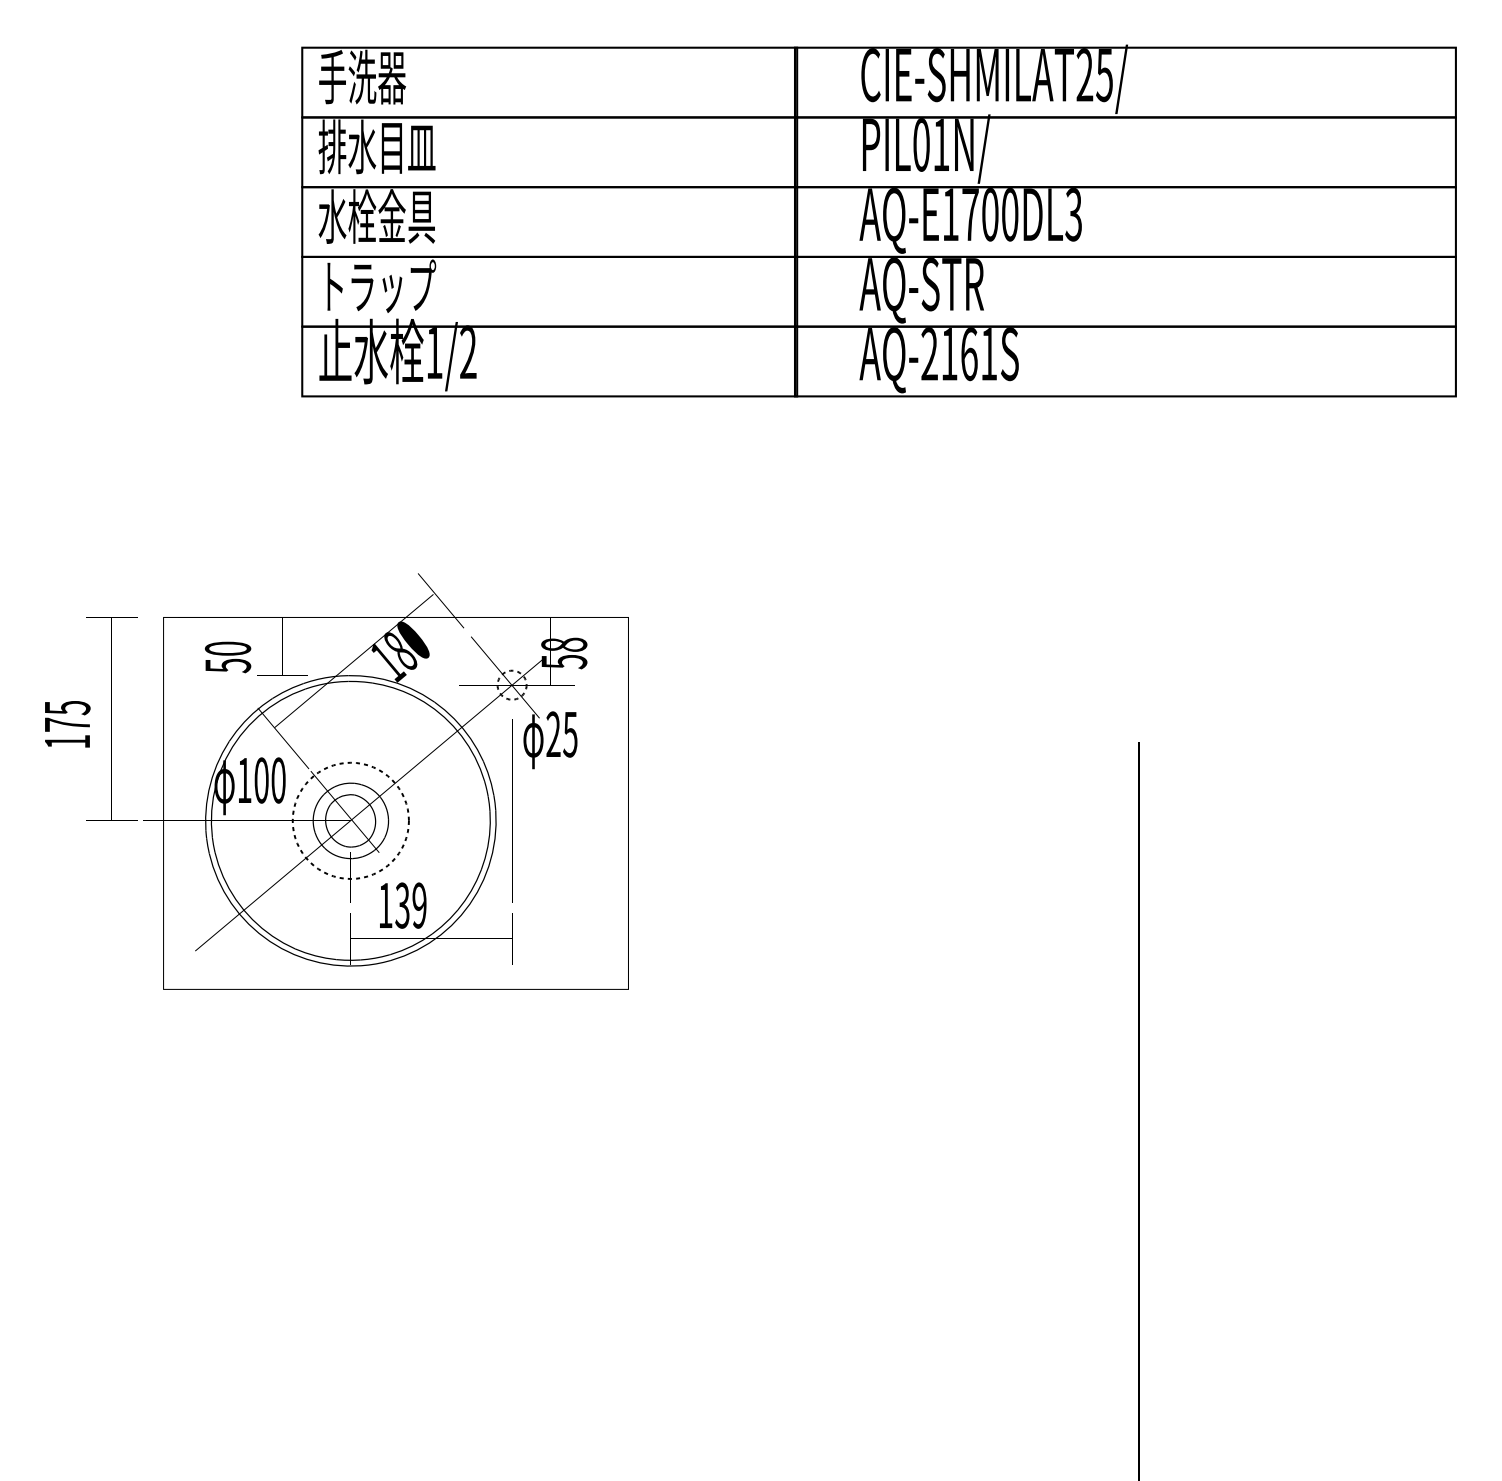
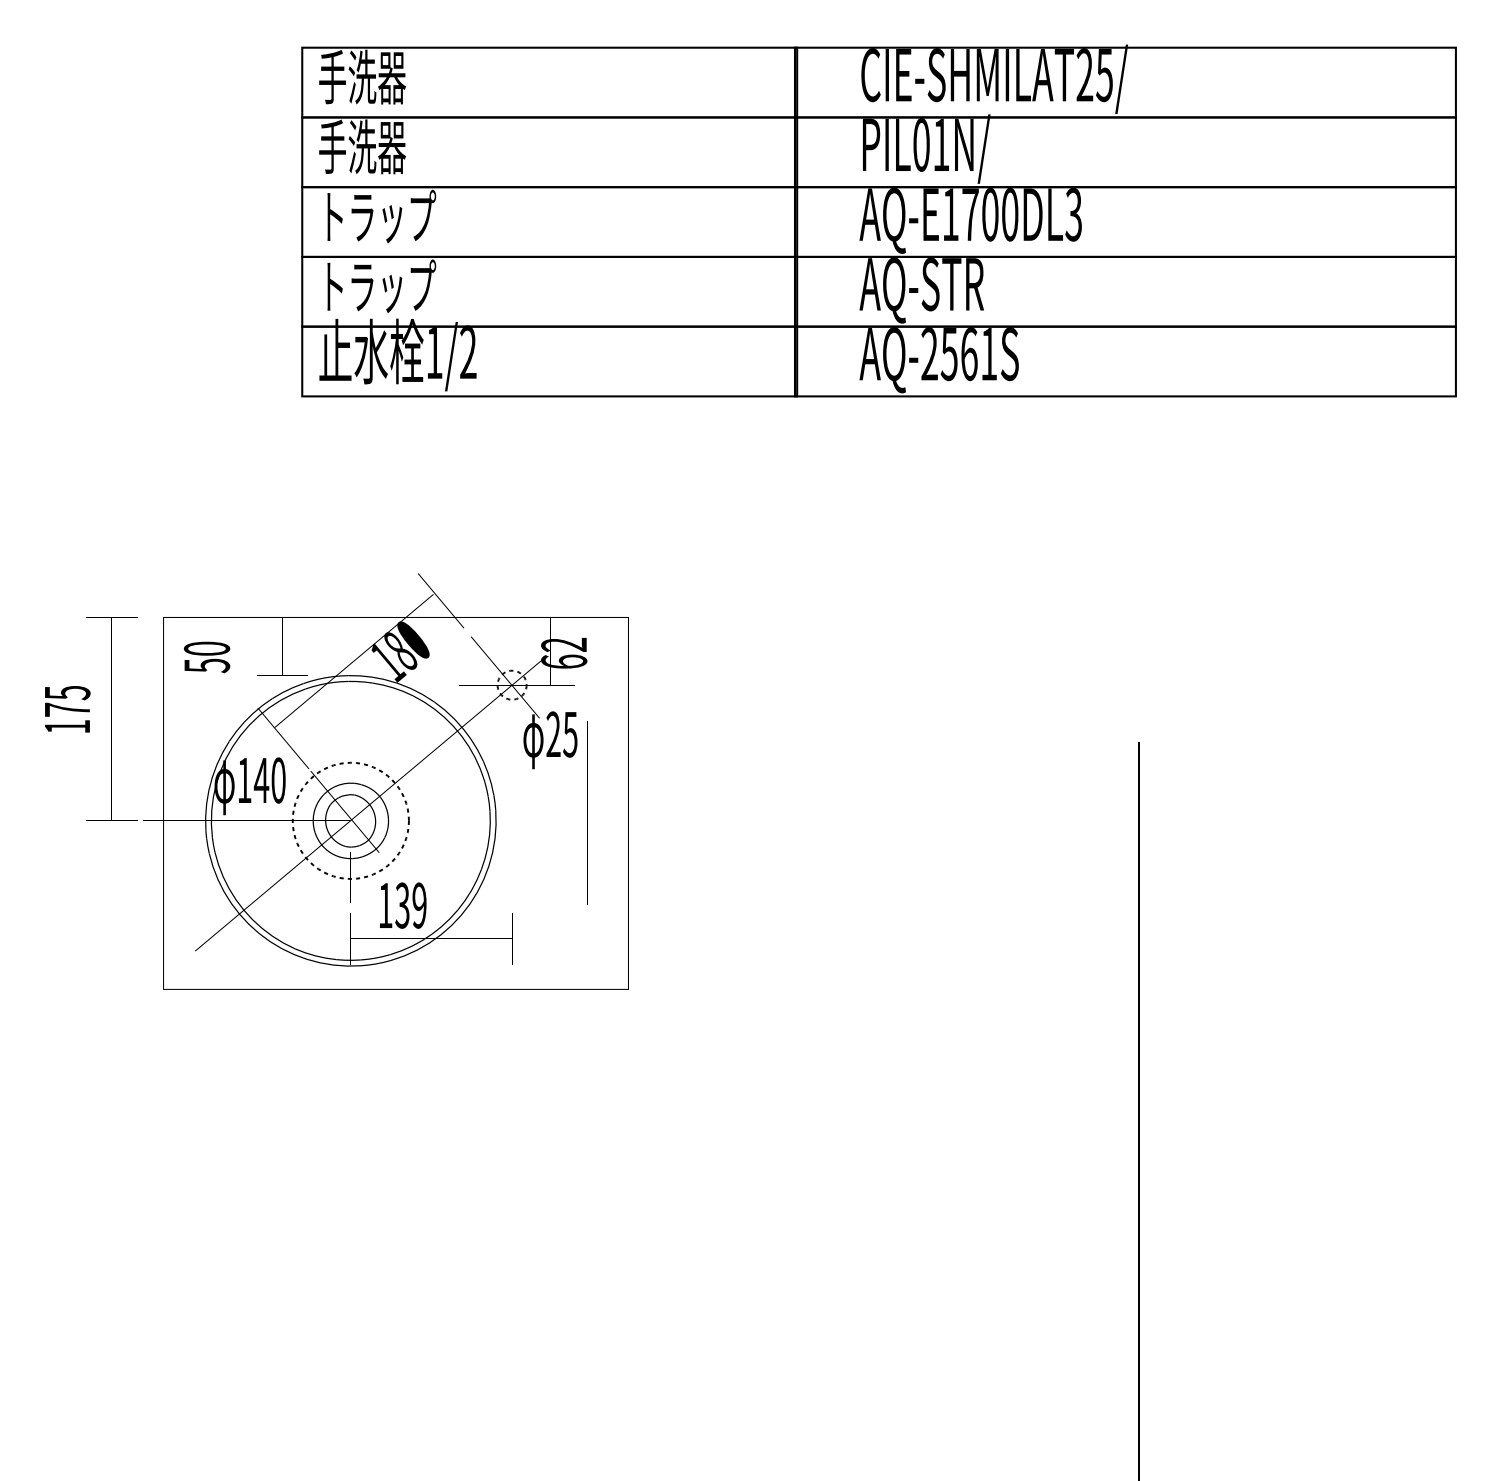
text: 排水目皿 -> 手洗器 (376, 146)
text: 水栓金具 -> トラップ (377, 216)
text: AQ-2161S -> AQ-2561S (948, 354)
text: 58 -> 62 (564, 653)
text position: (228, 657) -> (207, 657) (207, 657)
text position: (67, 724) -> (67, 709) (67, 709)
text: 100 -> 140 (261, 780)
line position: (512, 810) -> (587, 812) (587, 812)
